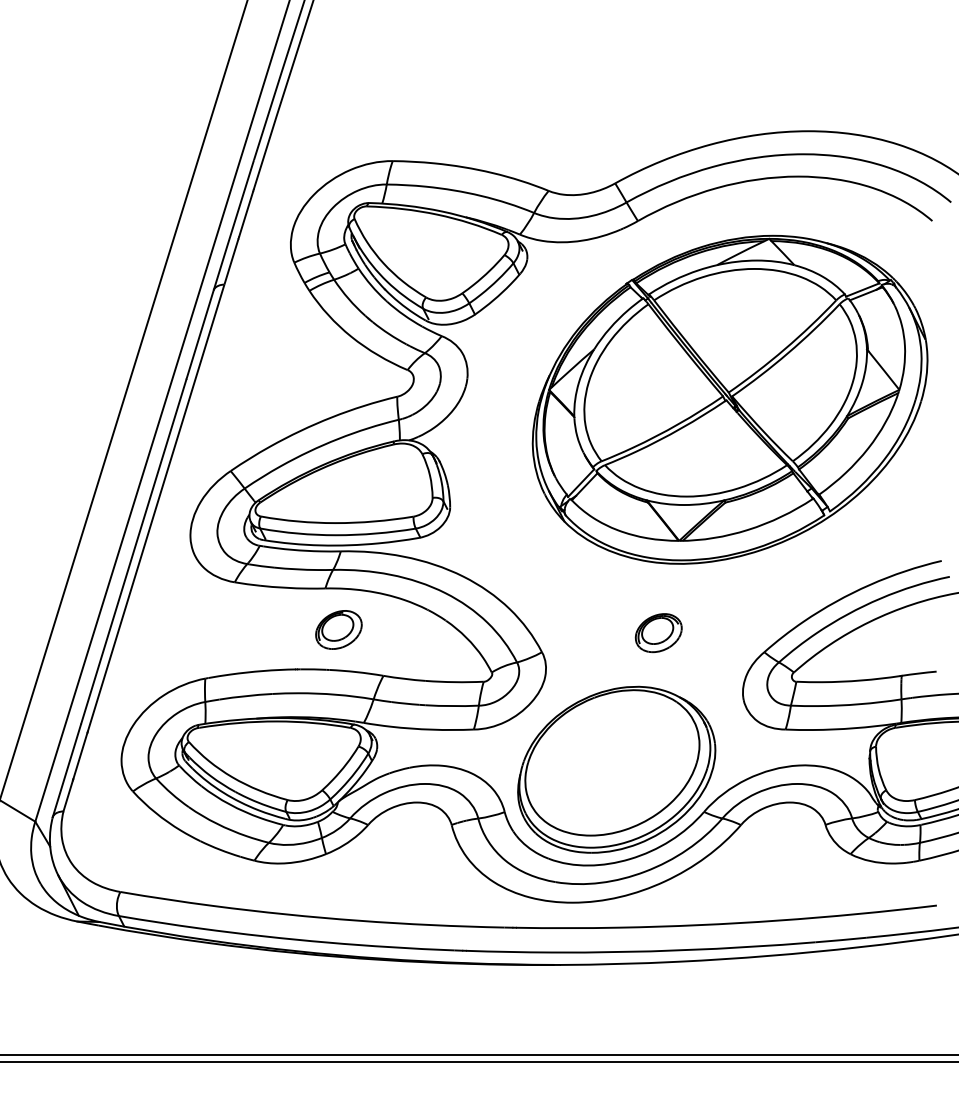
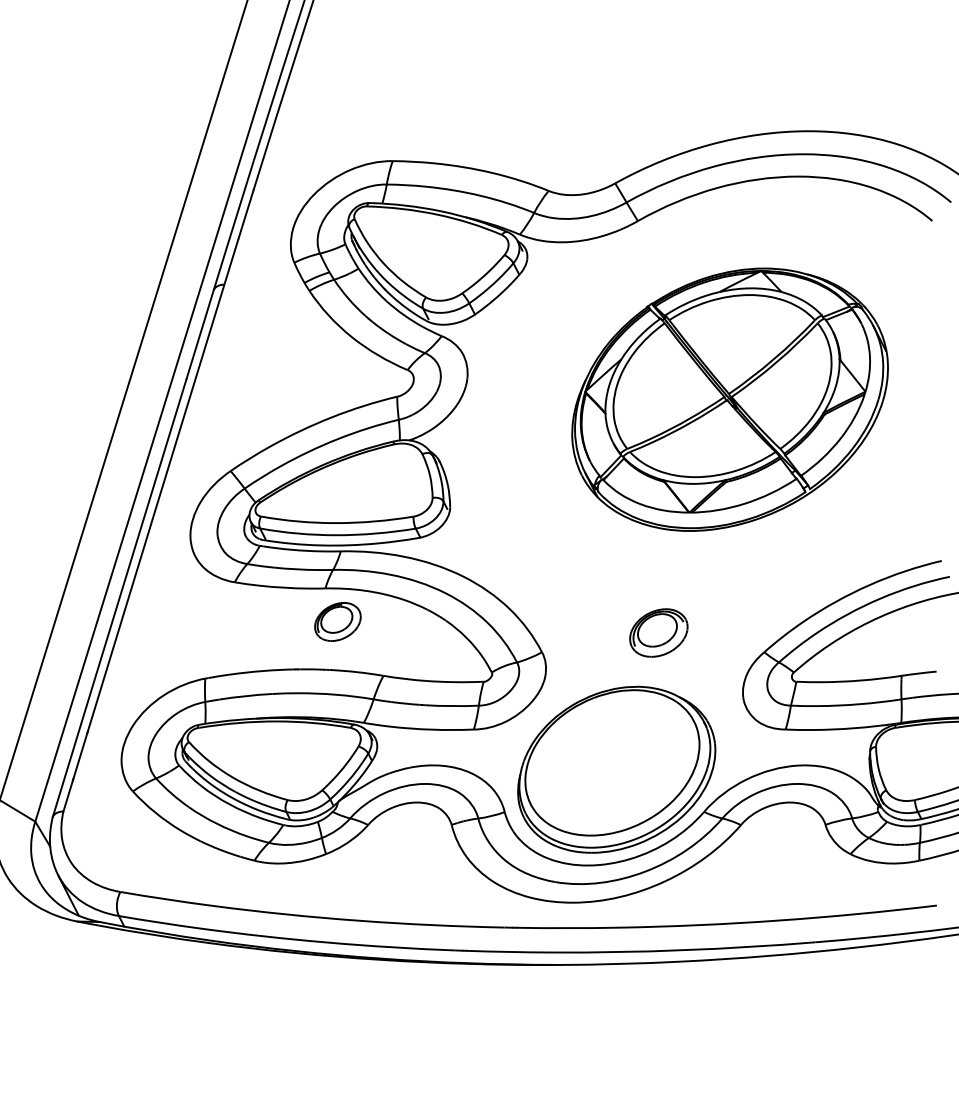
part size: 398x331 px -> 318x265 px (729, 399)
part position: (338, 629) -> (337, 621) (337, 621)
part size: 49x41 px -> 60x50 px (658, 632)
line: present -> none (478, 1055)
line: present -> none (478, 1062)
